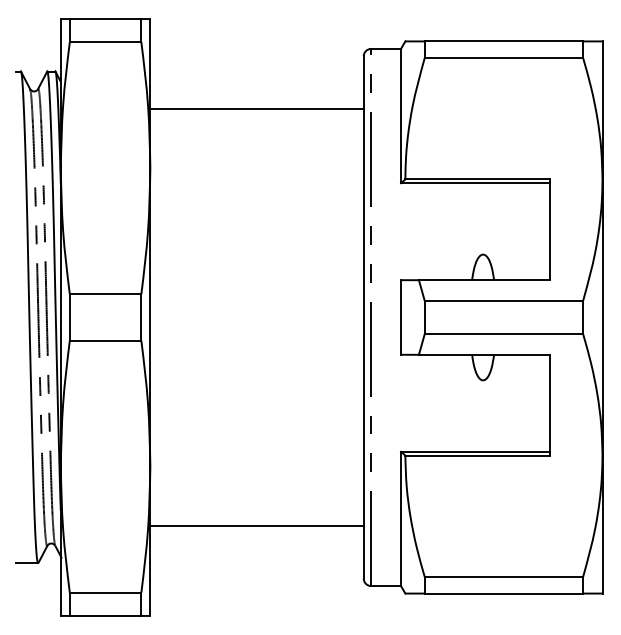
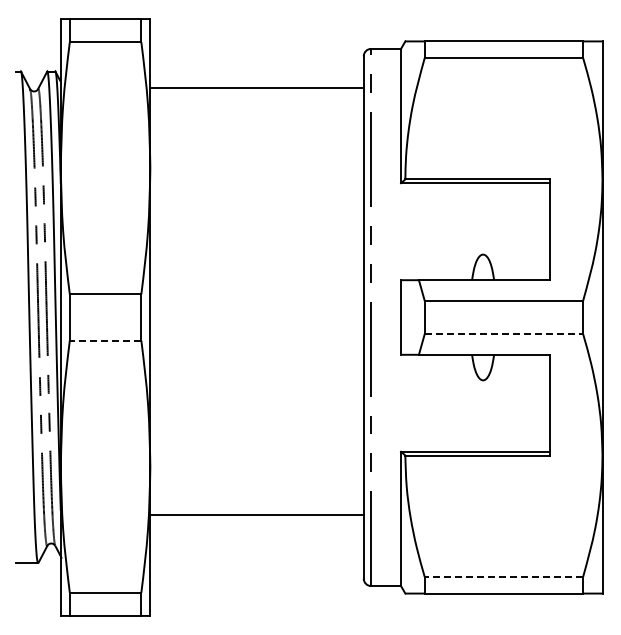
line position: (256, 108) -> (256, 87) (256, 87)
line: solid -> dashed (504, 334)
line: solid -> dashed (105, 340)
line position: (256, 526) -> (256, 515) (256, 515)
line: solid -> dashed (503, 576)
